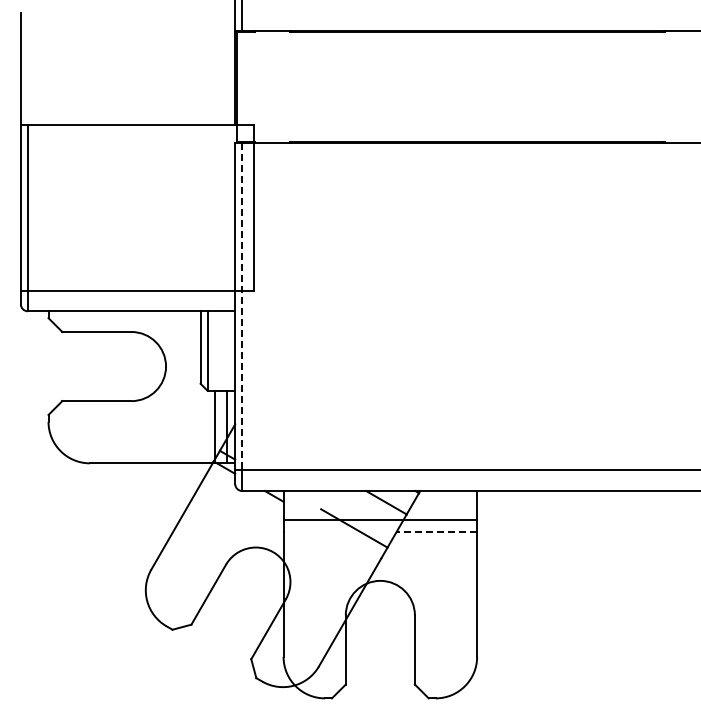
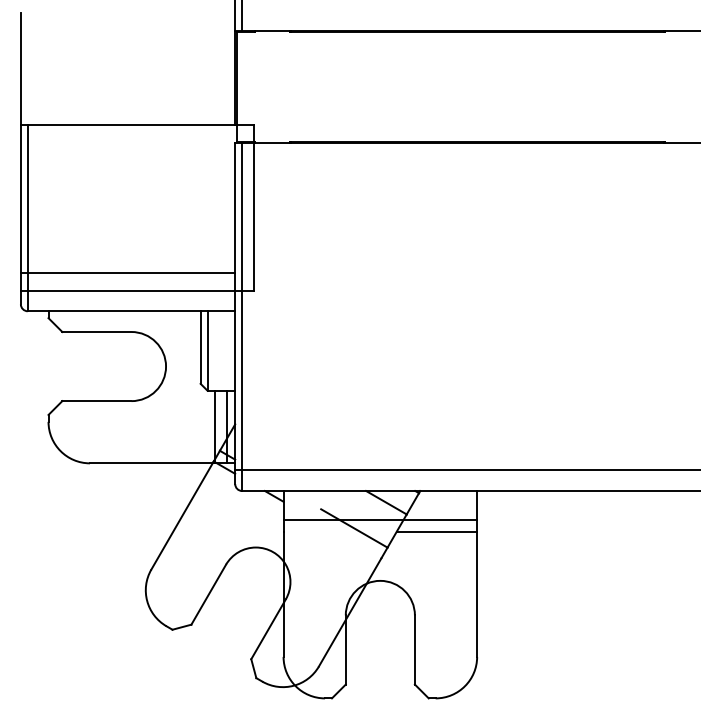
line: none -> present (127, 273)
line: dashed -> solid (242, 306)
line: dashed -> solid (436, 532)
